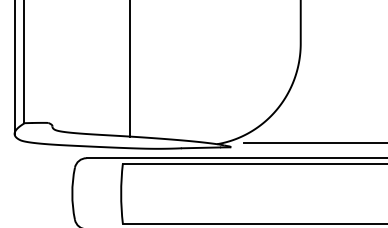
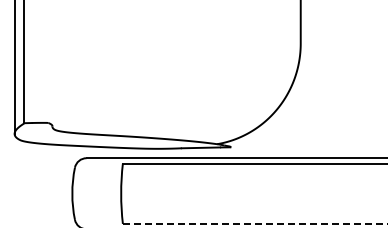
line: present -> none (129, 69)
line: present -> none (313, 142)
line: solid -> dashed (255, 223)
